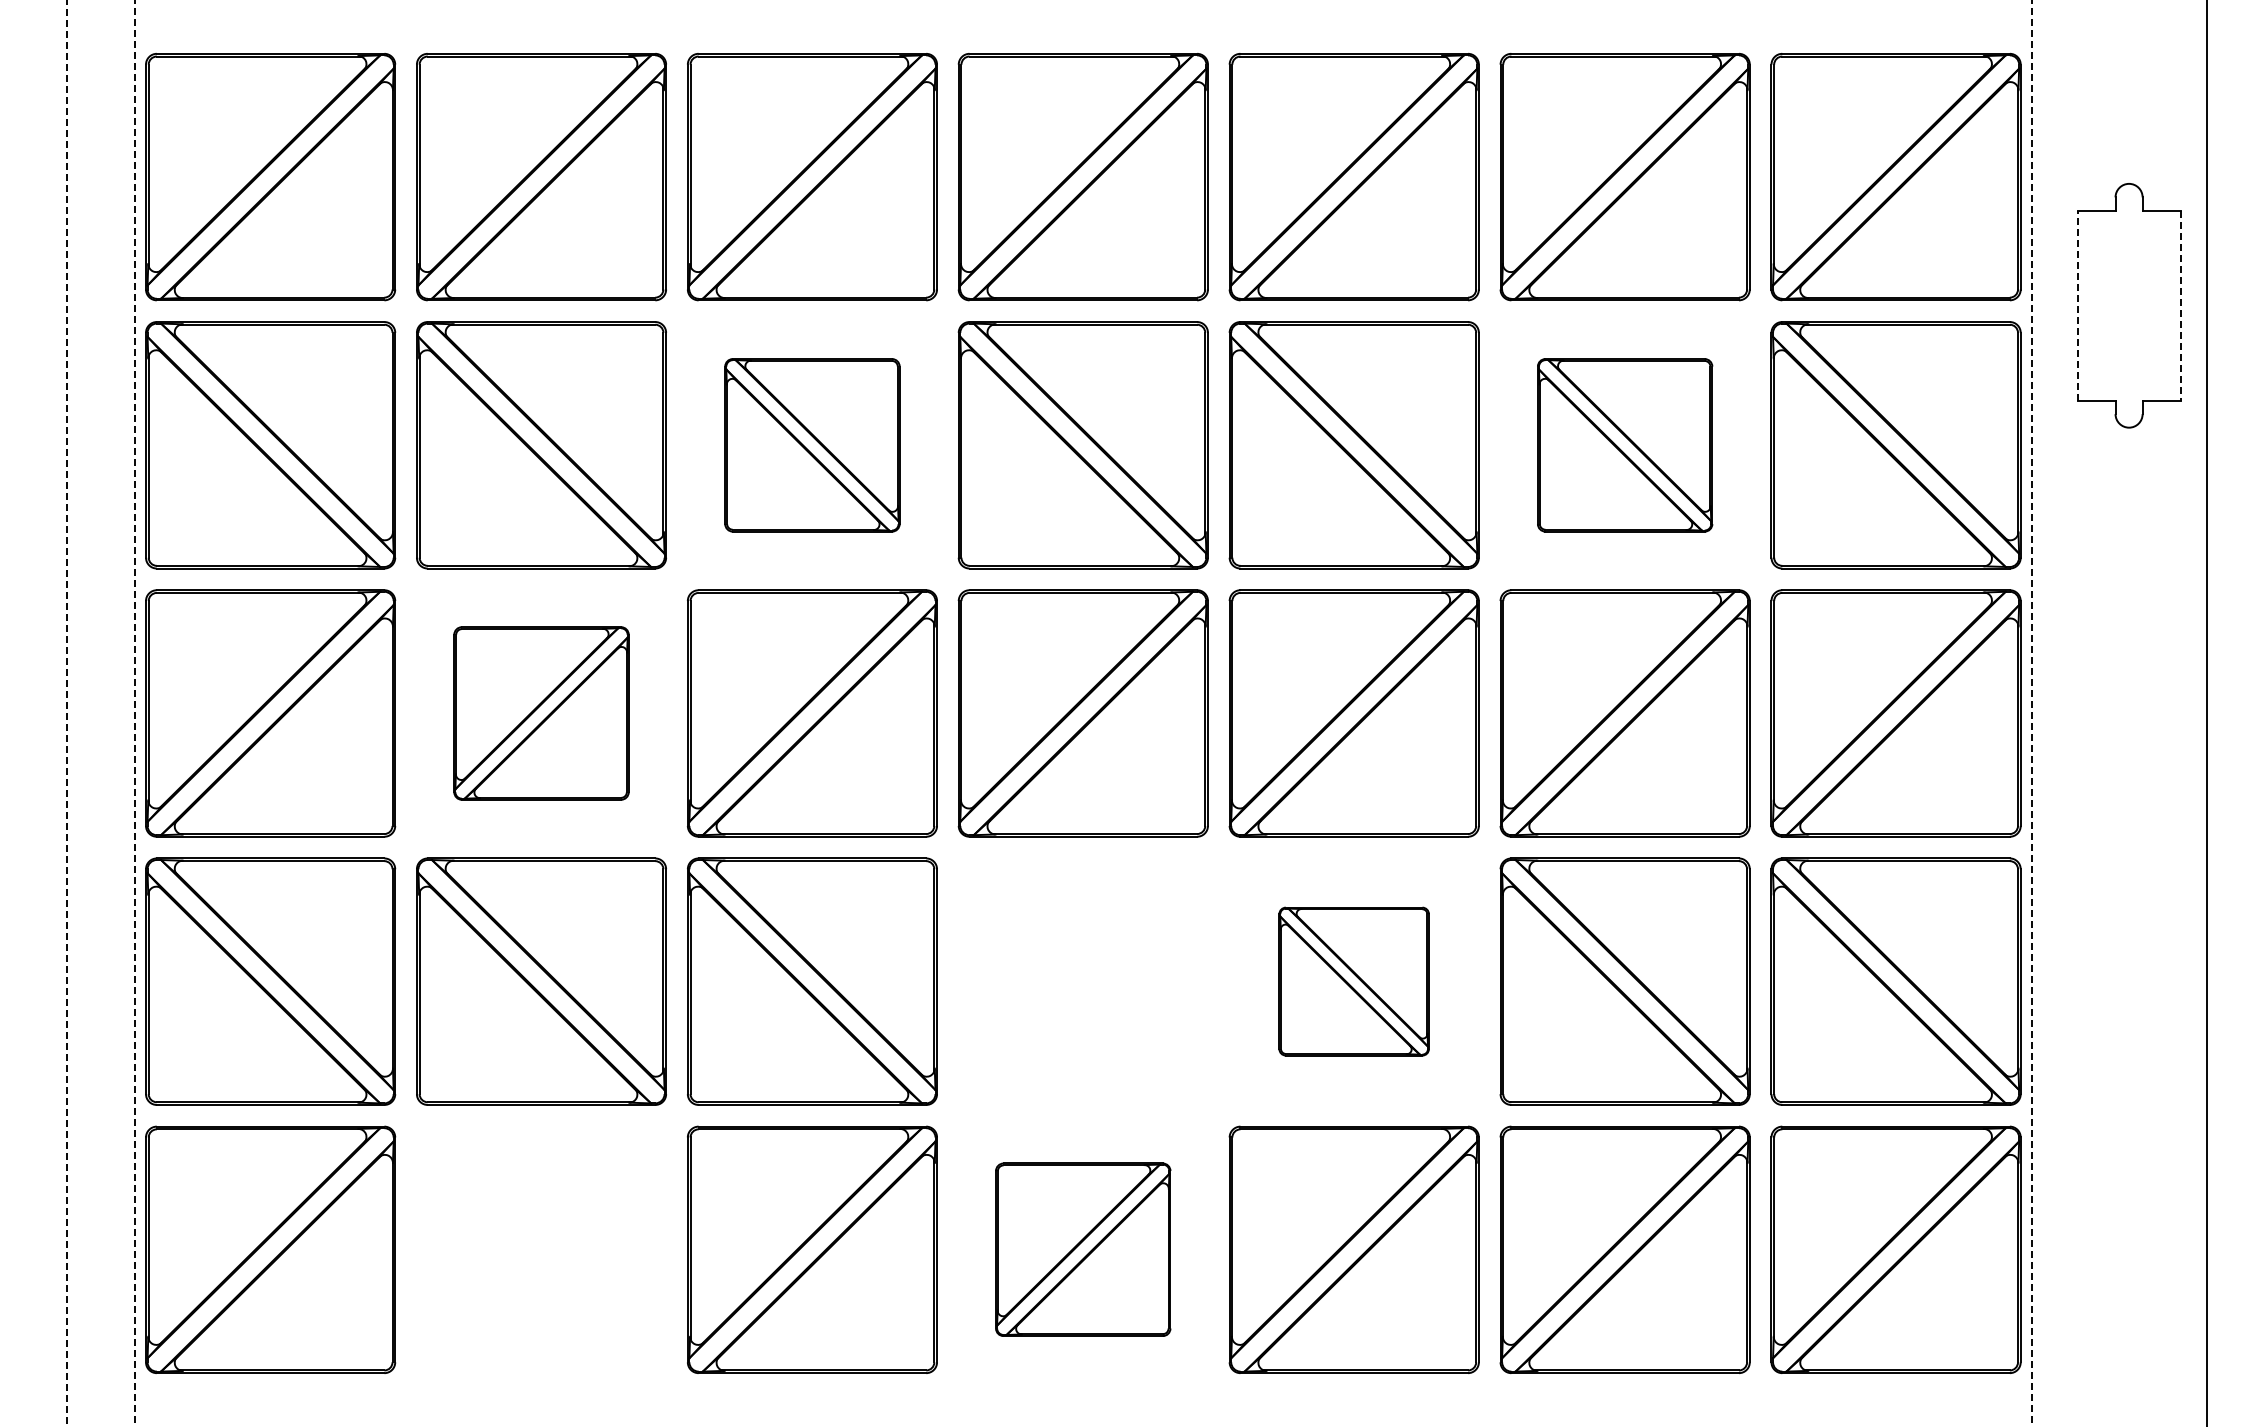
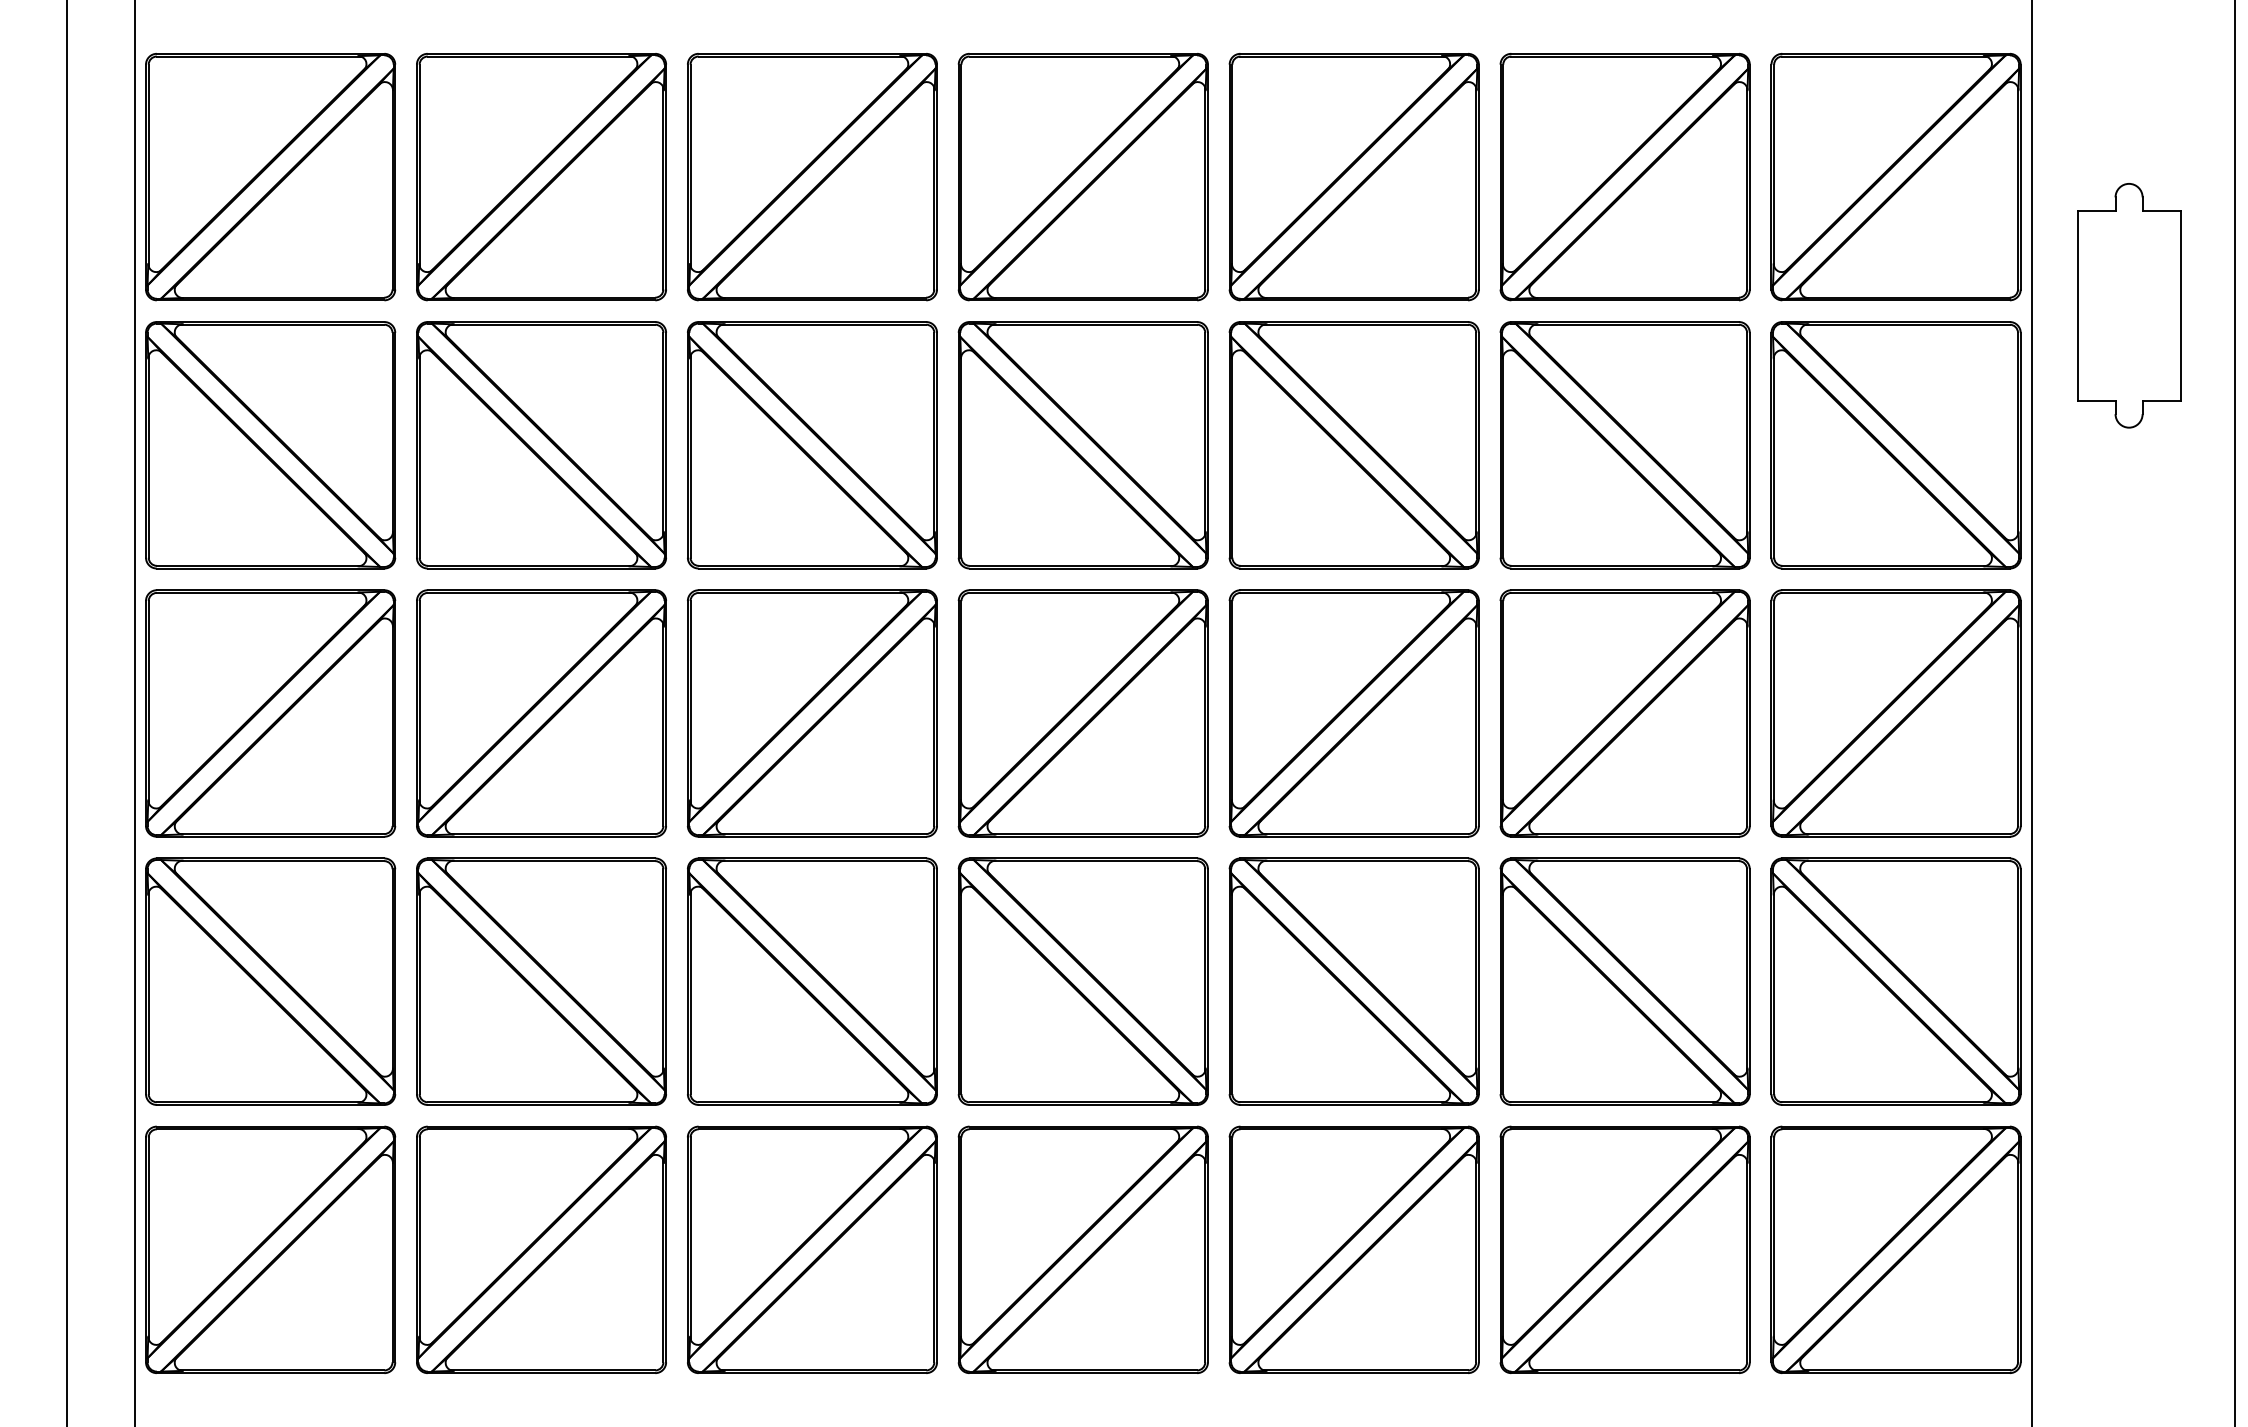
line: dashed -> solid (2077, 305)
line: dashed -> solid (2180, 305)
part size: 177x175 px -> 251x249 px (812, 445)
part size: 177x175 px -> 252x249 px (1624, 445)
line position: (2206, 712) -> (2234, 712) (2234, 712)
line: dashed -> solid (135, 713)
part size: 177x175 px -> 251x249 px (541, 713)
line: dashed -> solid (2031, 713)
line: dashed -> solid (67, 714)
part: none -> present (1082, 981)
part size: 152x151 px -> 252x249 px (1353, 981)
part: none -> present (541, 1249)
part size: 177x175 px -> 252x249 px (1082, 1249)
